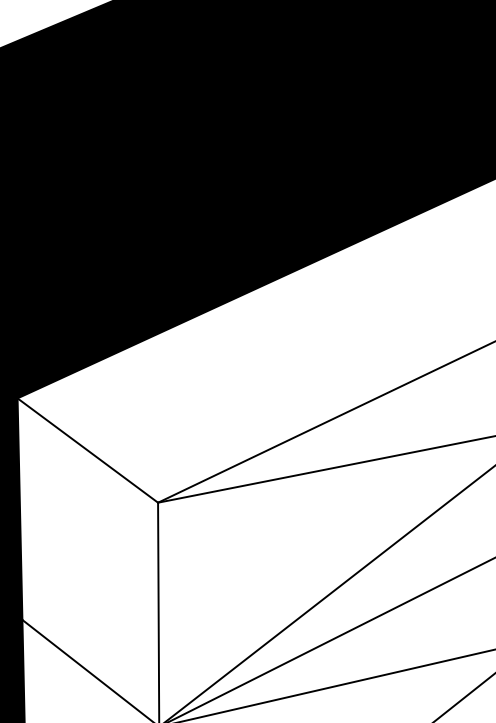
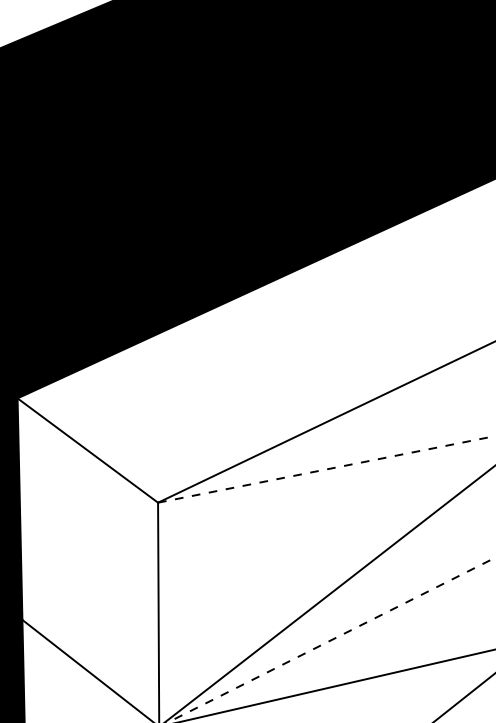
line: solid -> dashed (326, 469)
line: solid -> dashed (331, 640)
